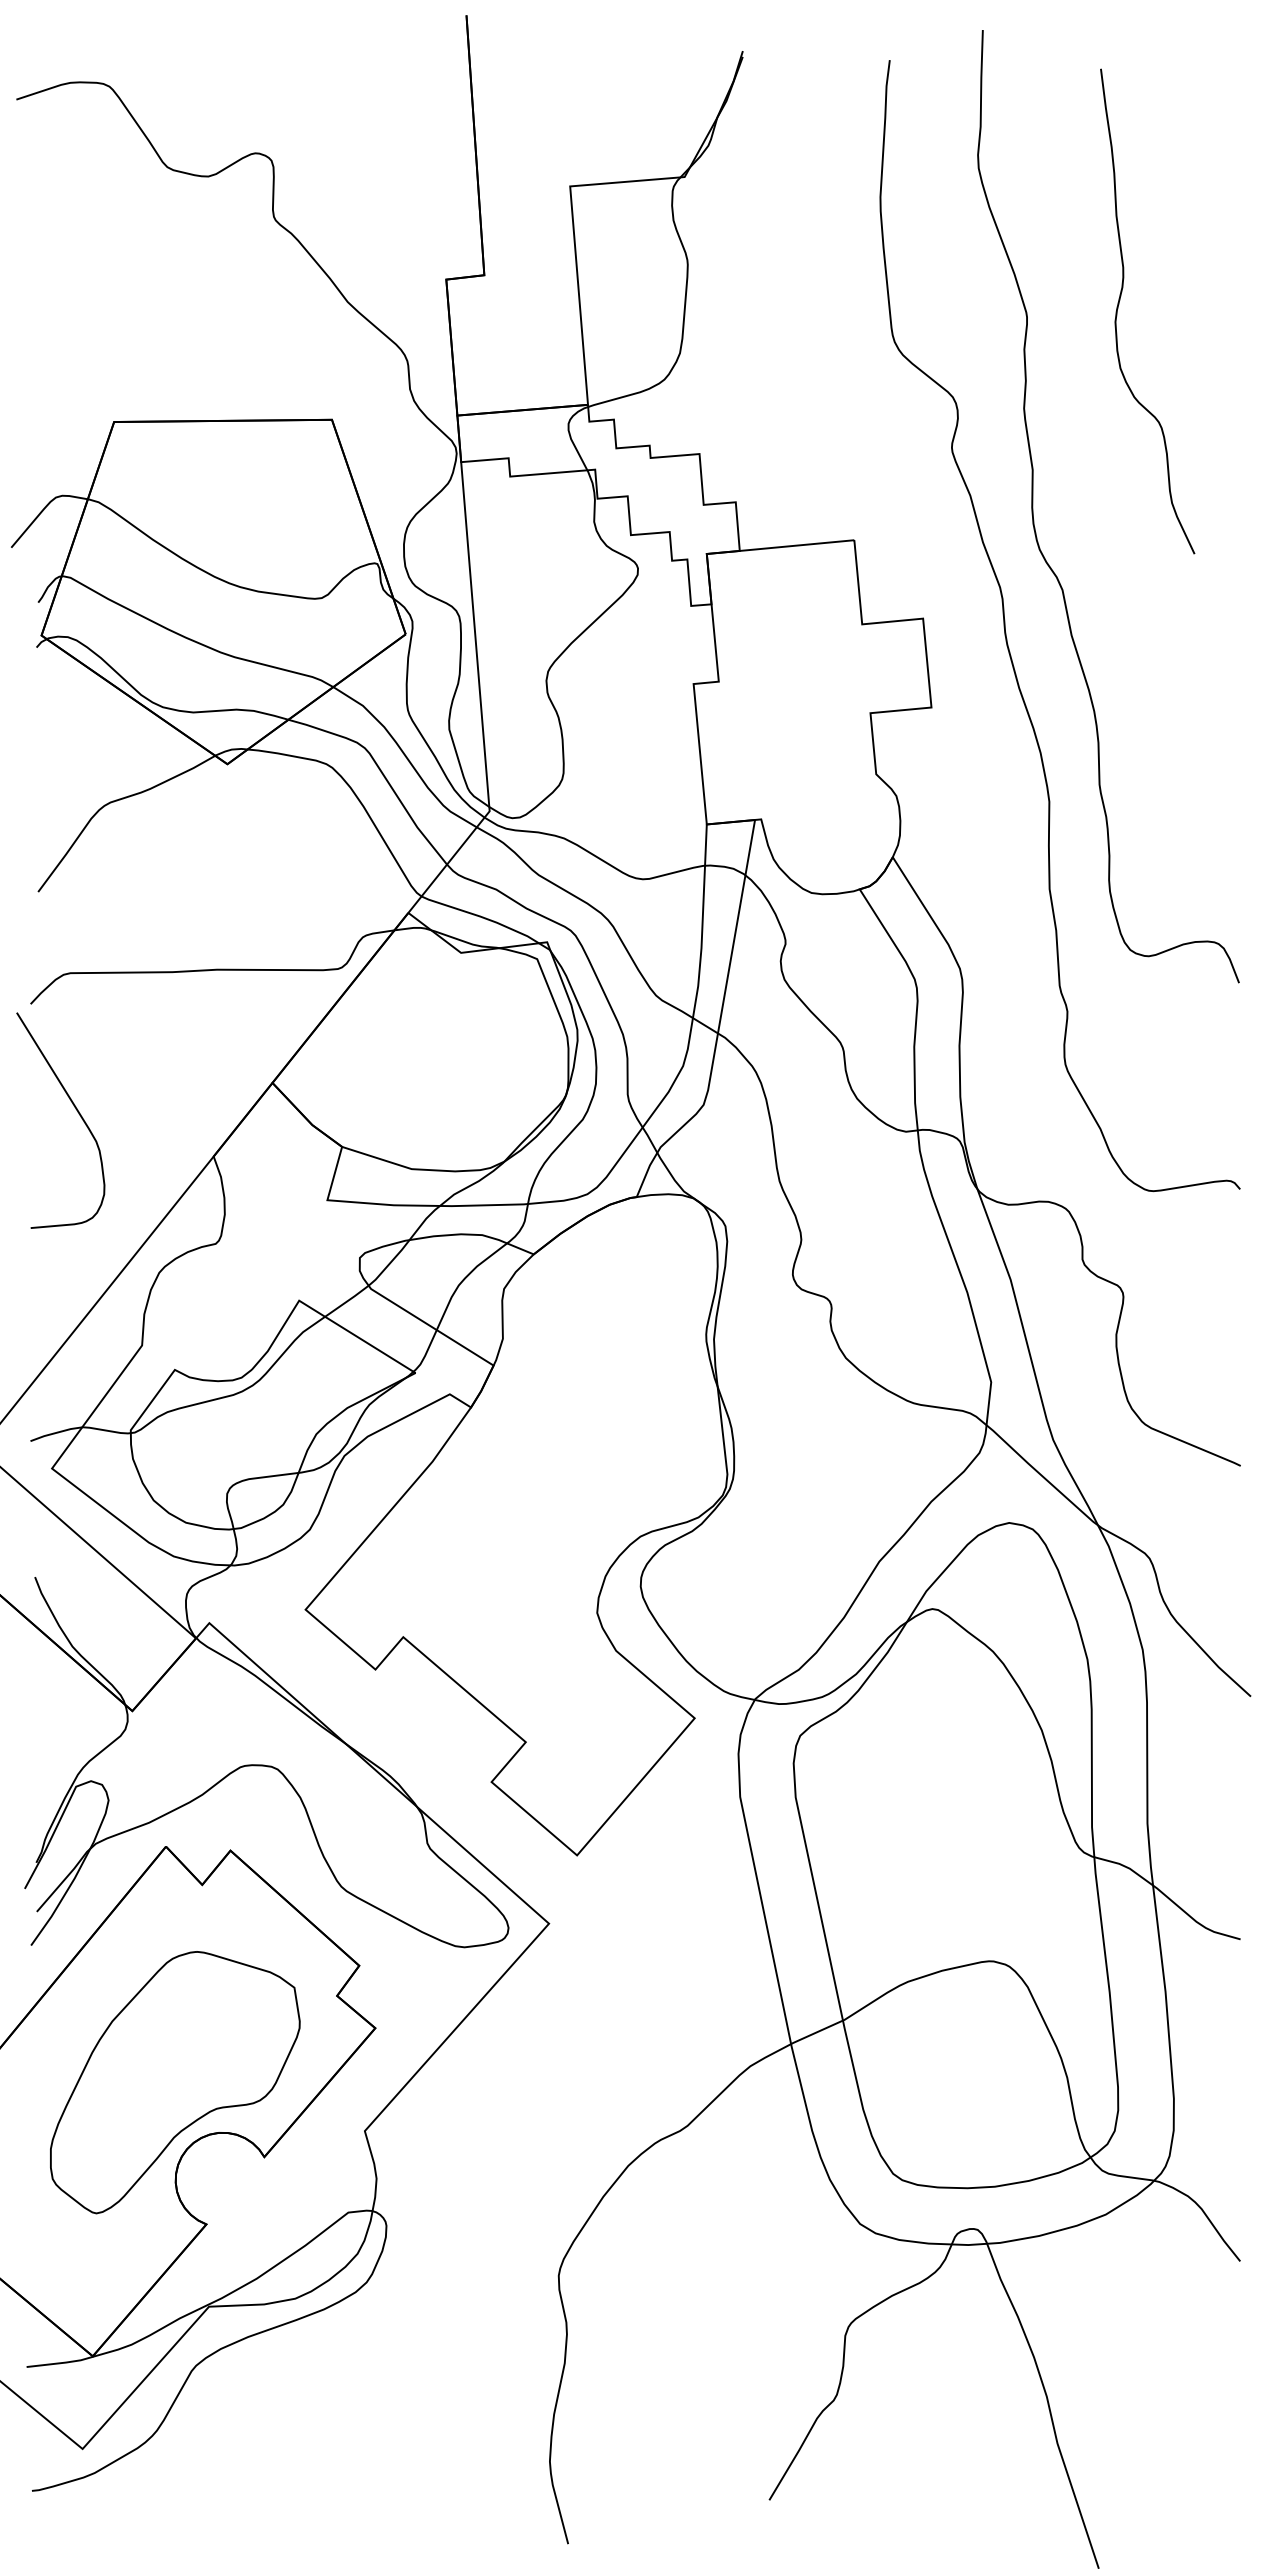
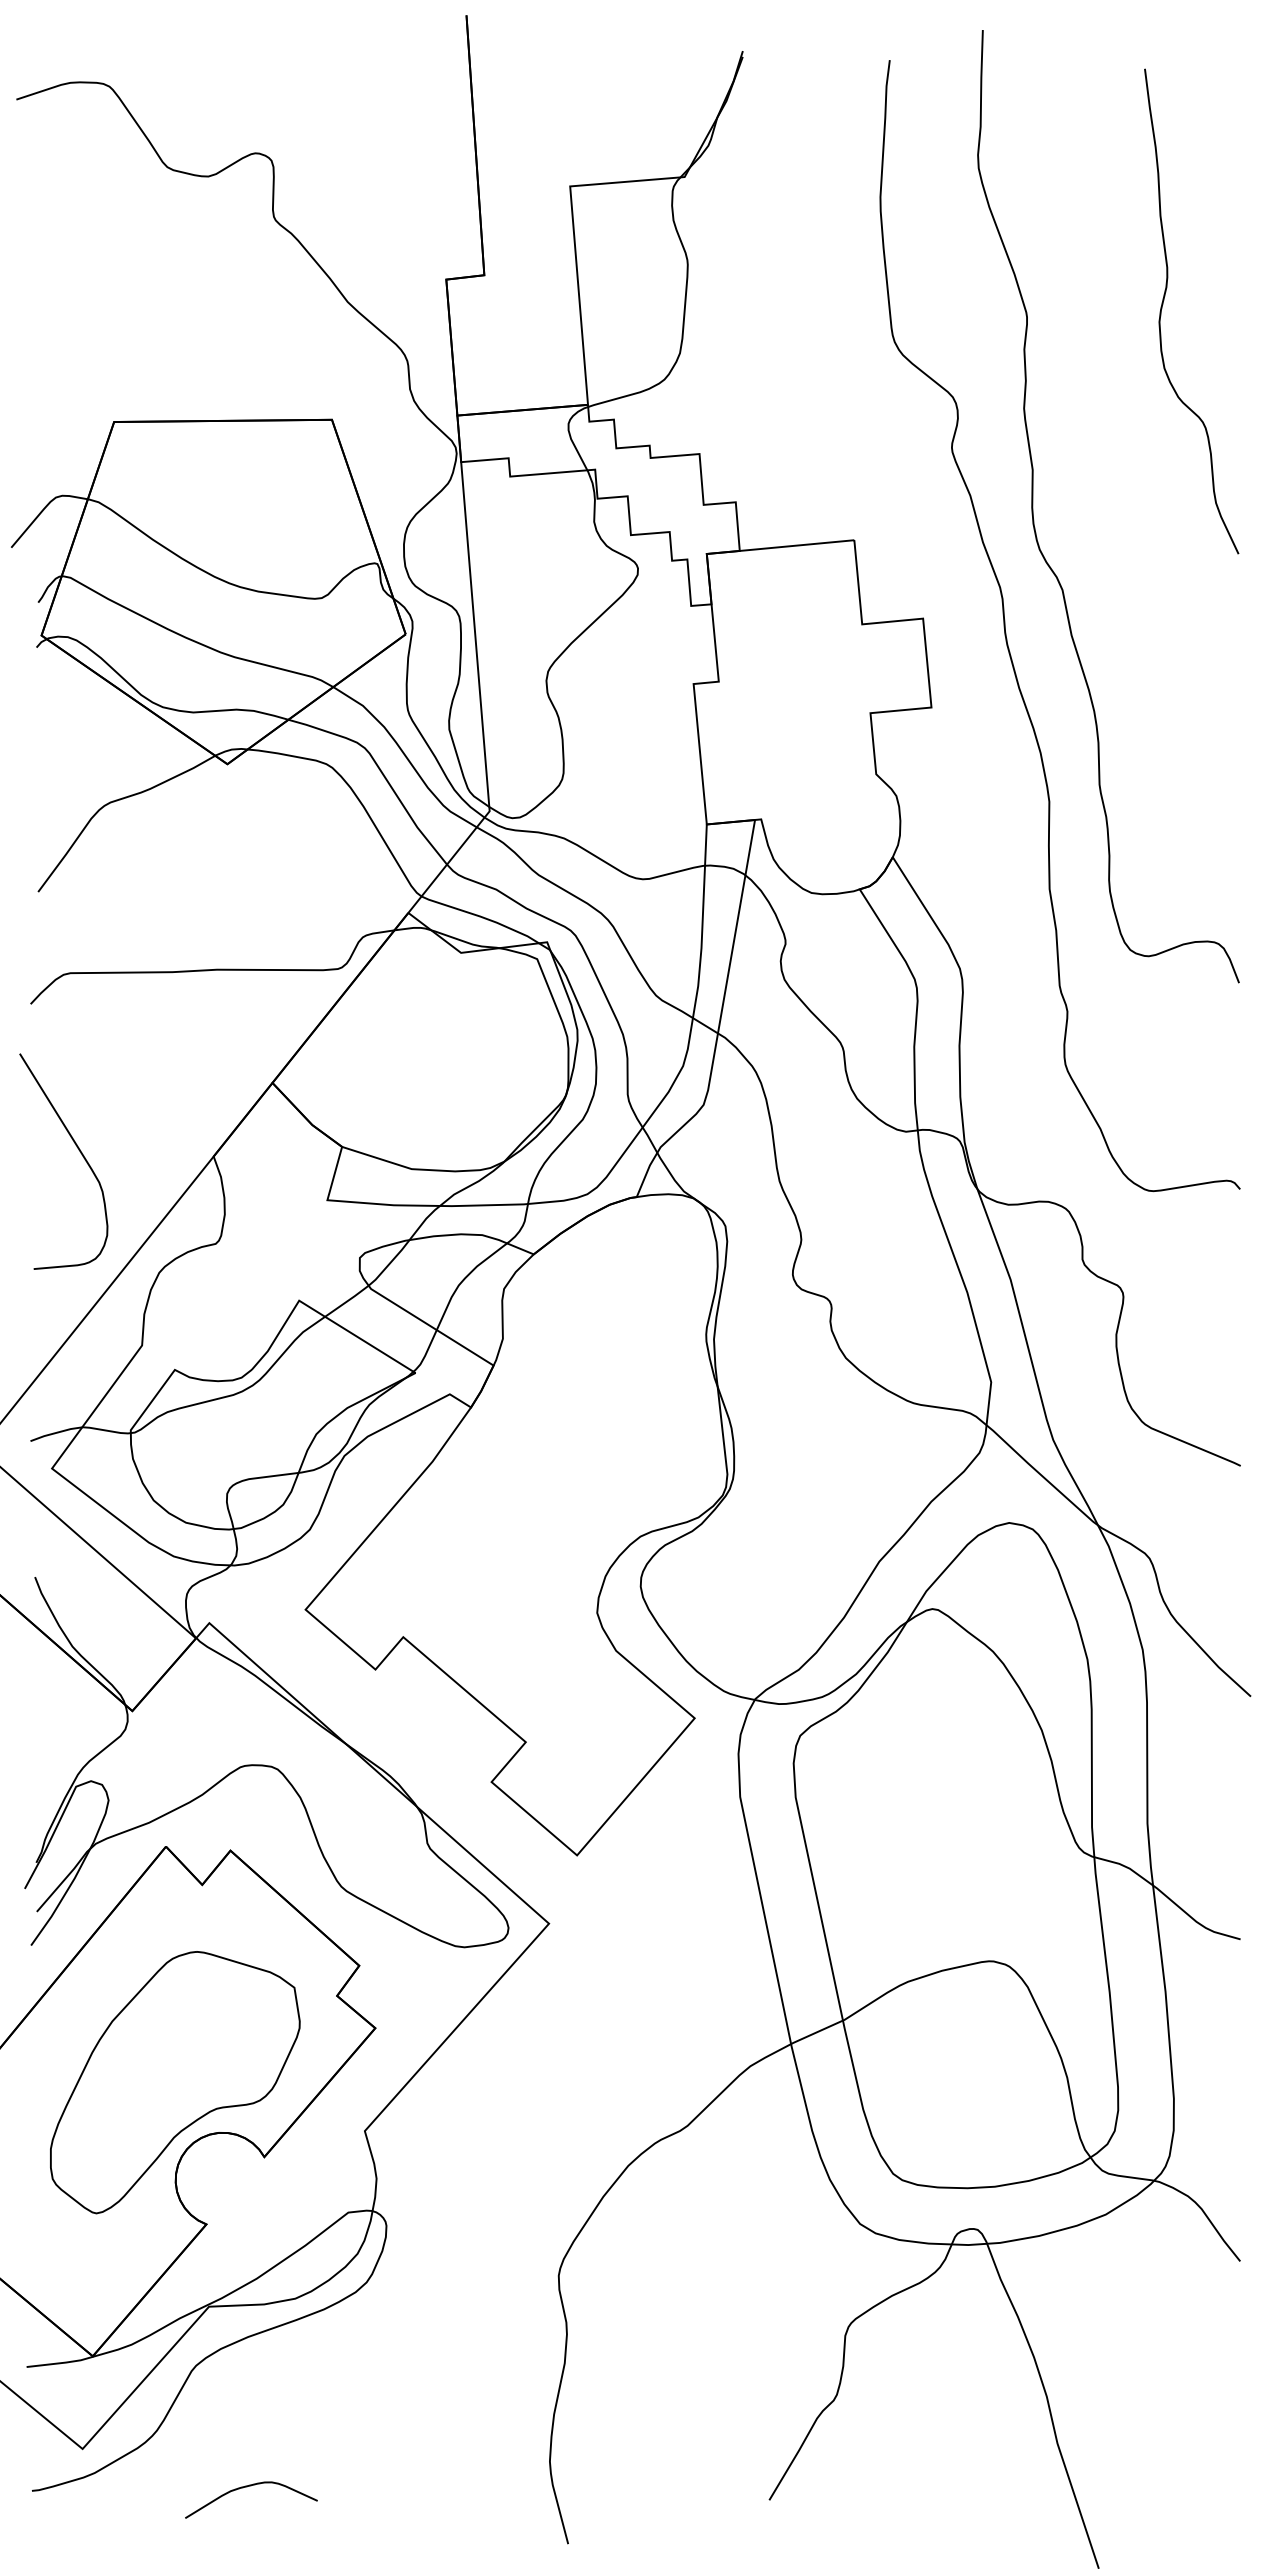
curve position: (1119, 304) -> (1163, 304) (1163, 304)
curve position: (75, 1109) -> (78, 1150) (78, 1150)
curve: none -> present (247, 2487)
